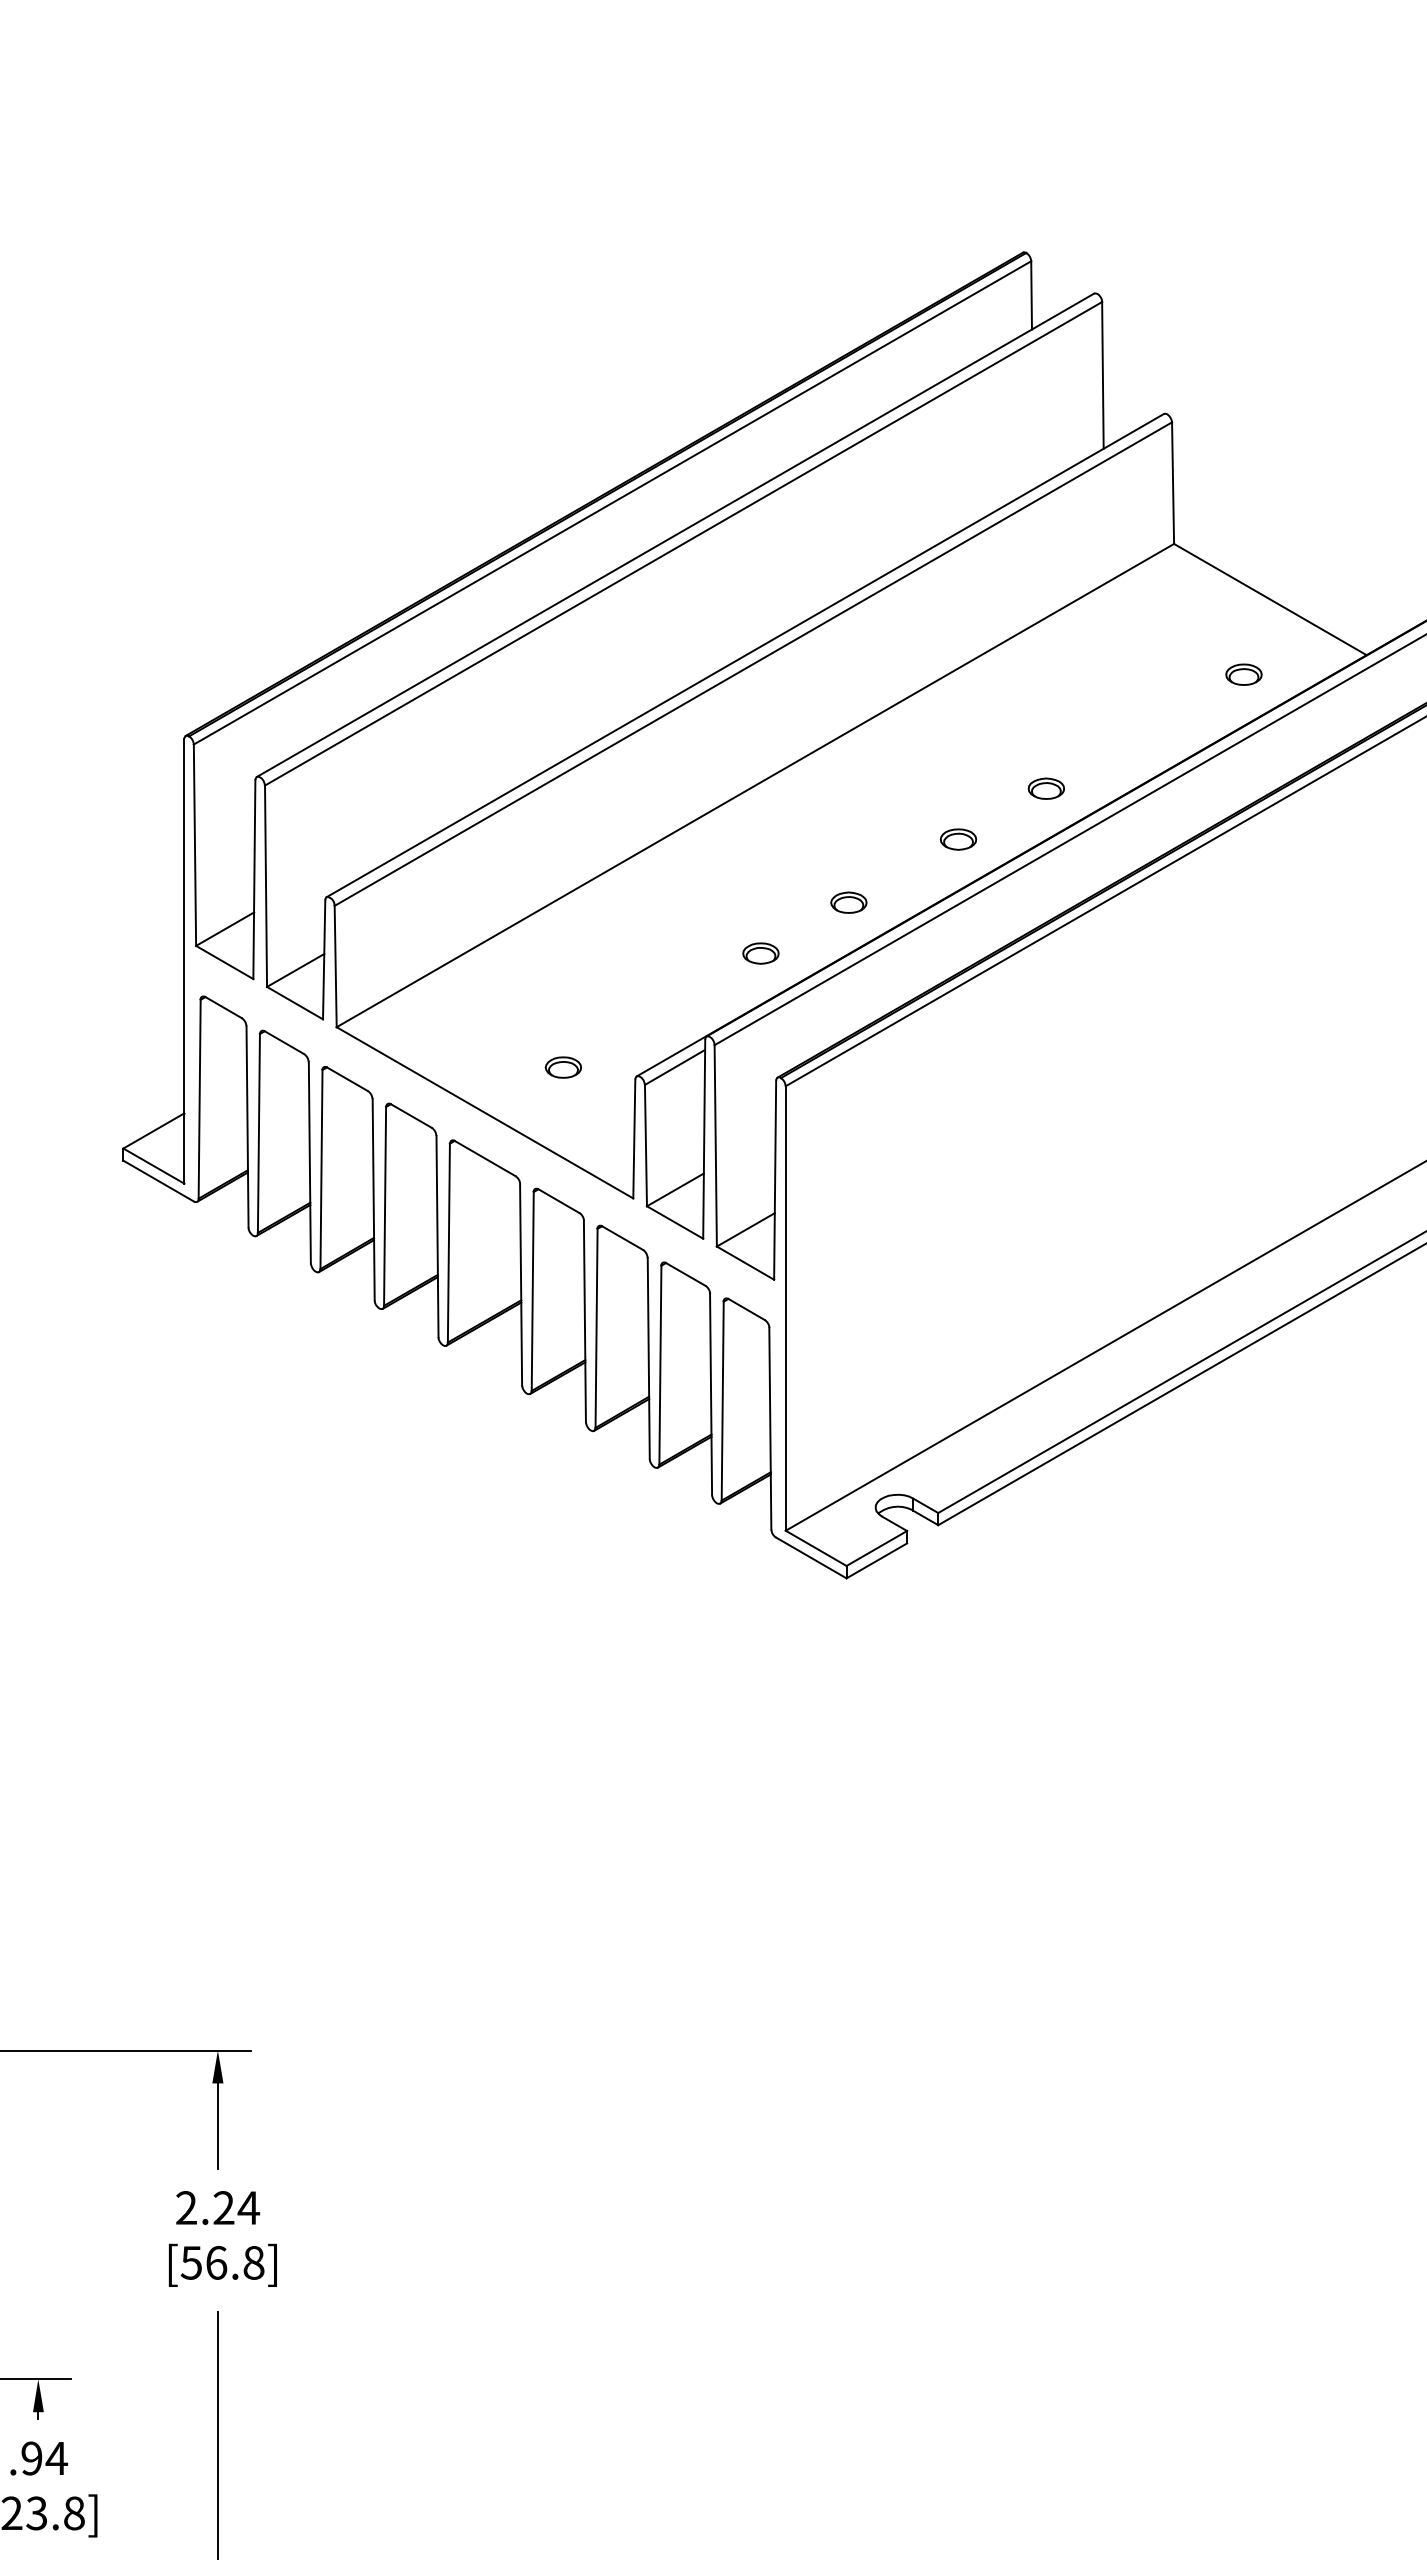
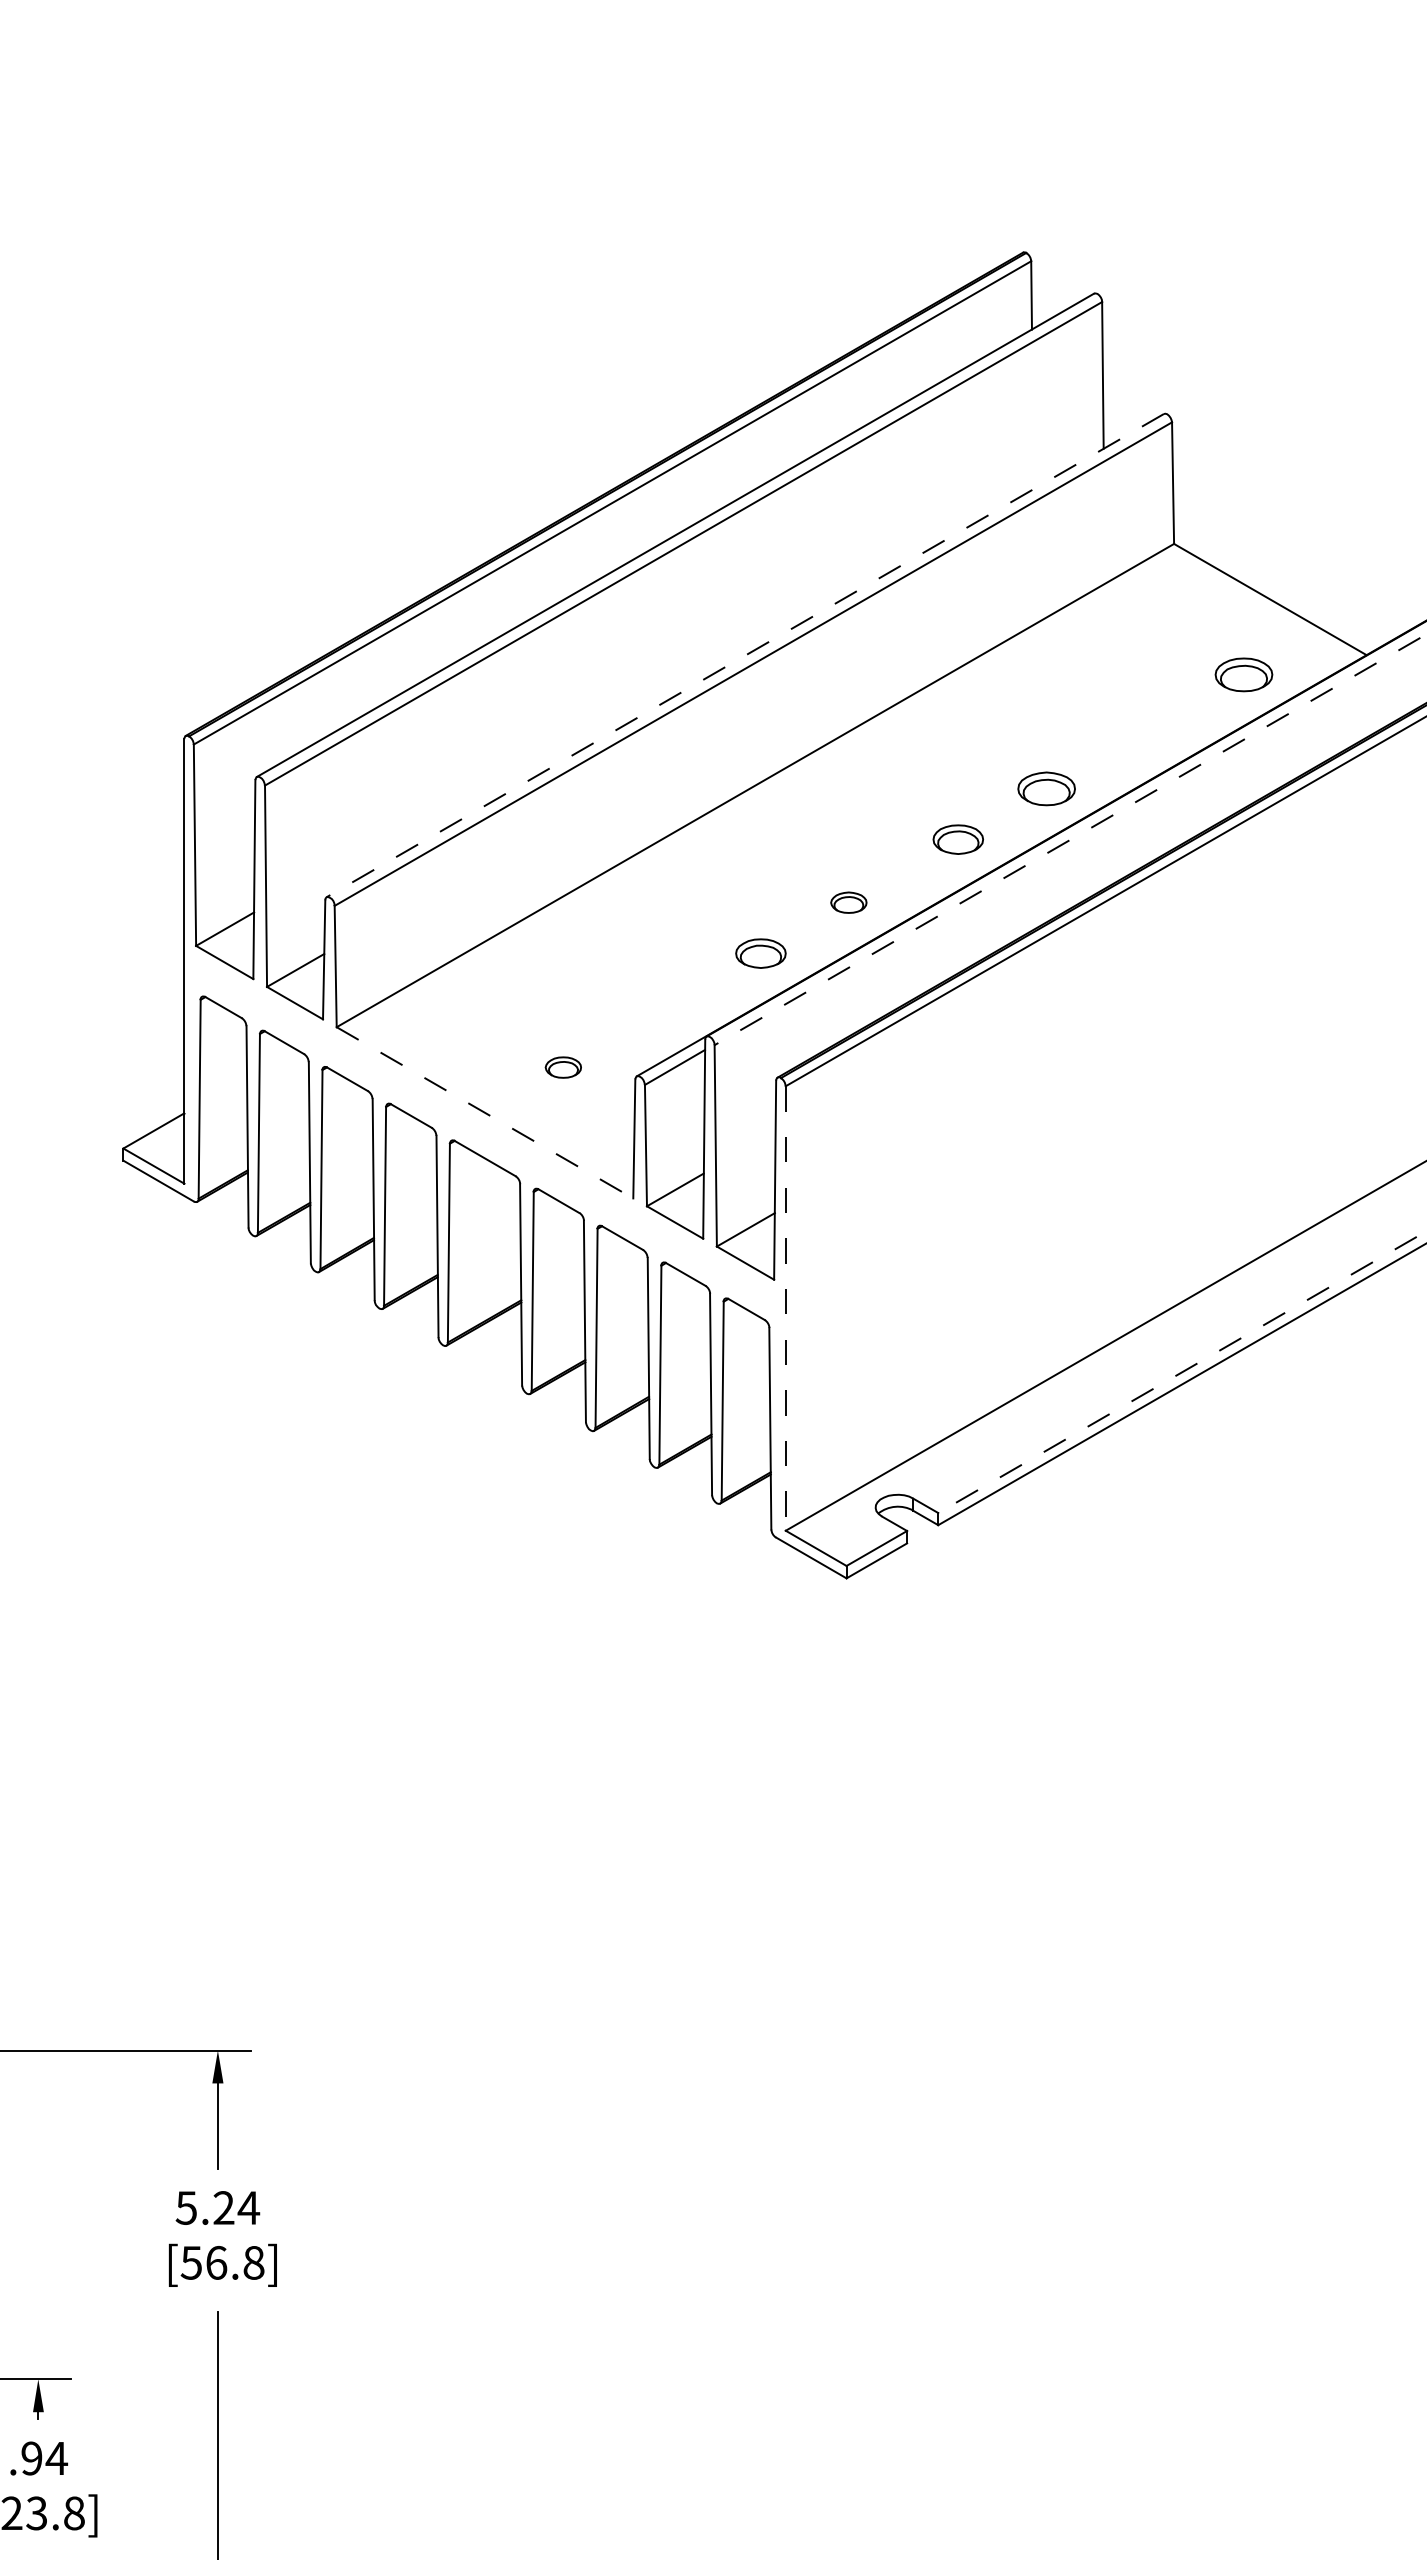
line: solid -> dashed (744, 655)
part size: 38x23 px -> 60x36 px (1243, 674)
part size: 38x23 px -> 59x36 px (1046, 788)
part size: 38x23 px -> 52x31 px (957, 839)
line: solid -> dashed (1070, 839)
part size: 38x23 px -> 52x31 px (760, 953)
line: solid -> dashed (485, 1113)
line: solid -> dashed (785, 1308)
line: solid -> dashed (1182, 1372)
text: 2.24 -> 5.24 (185, 2207)
